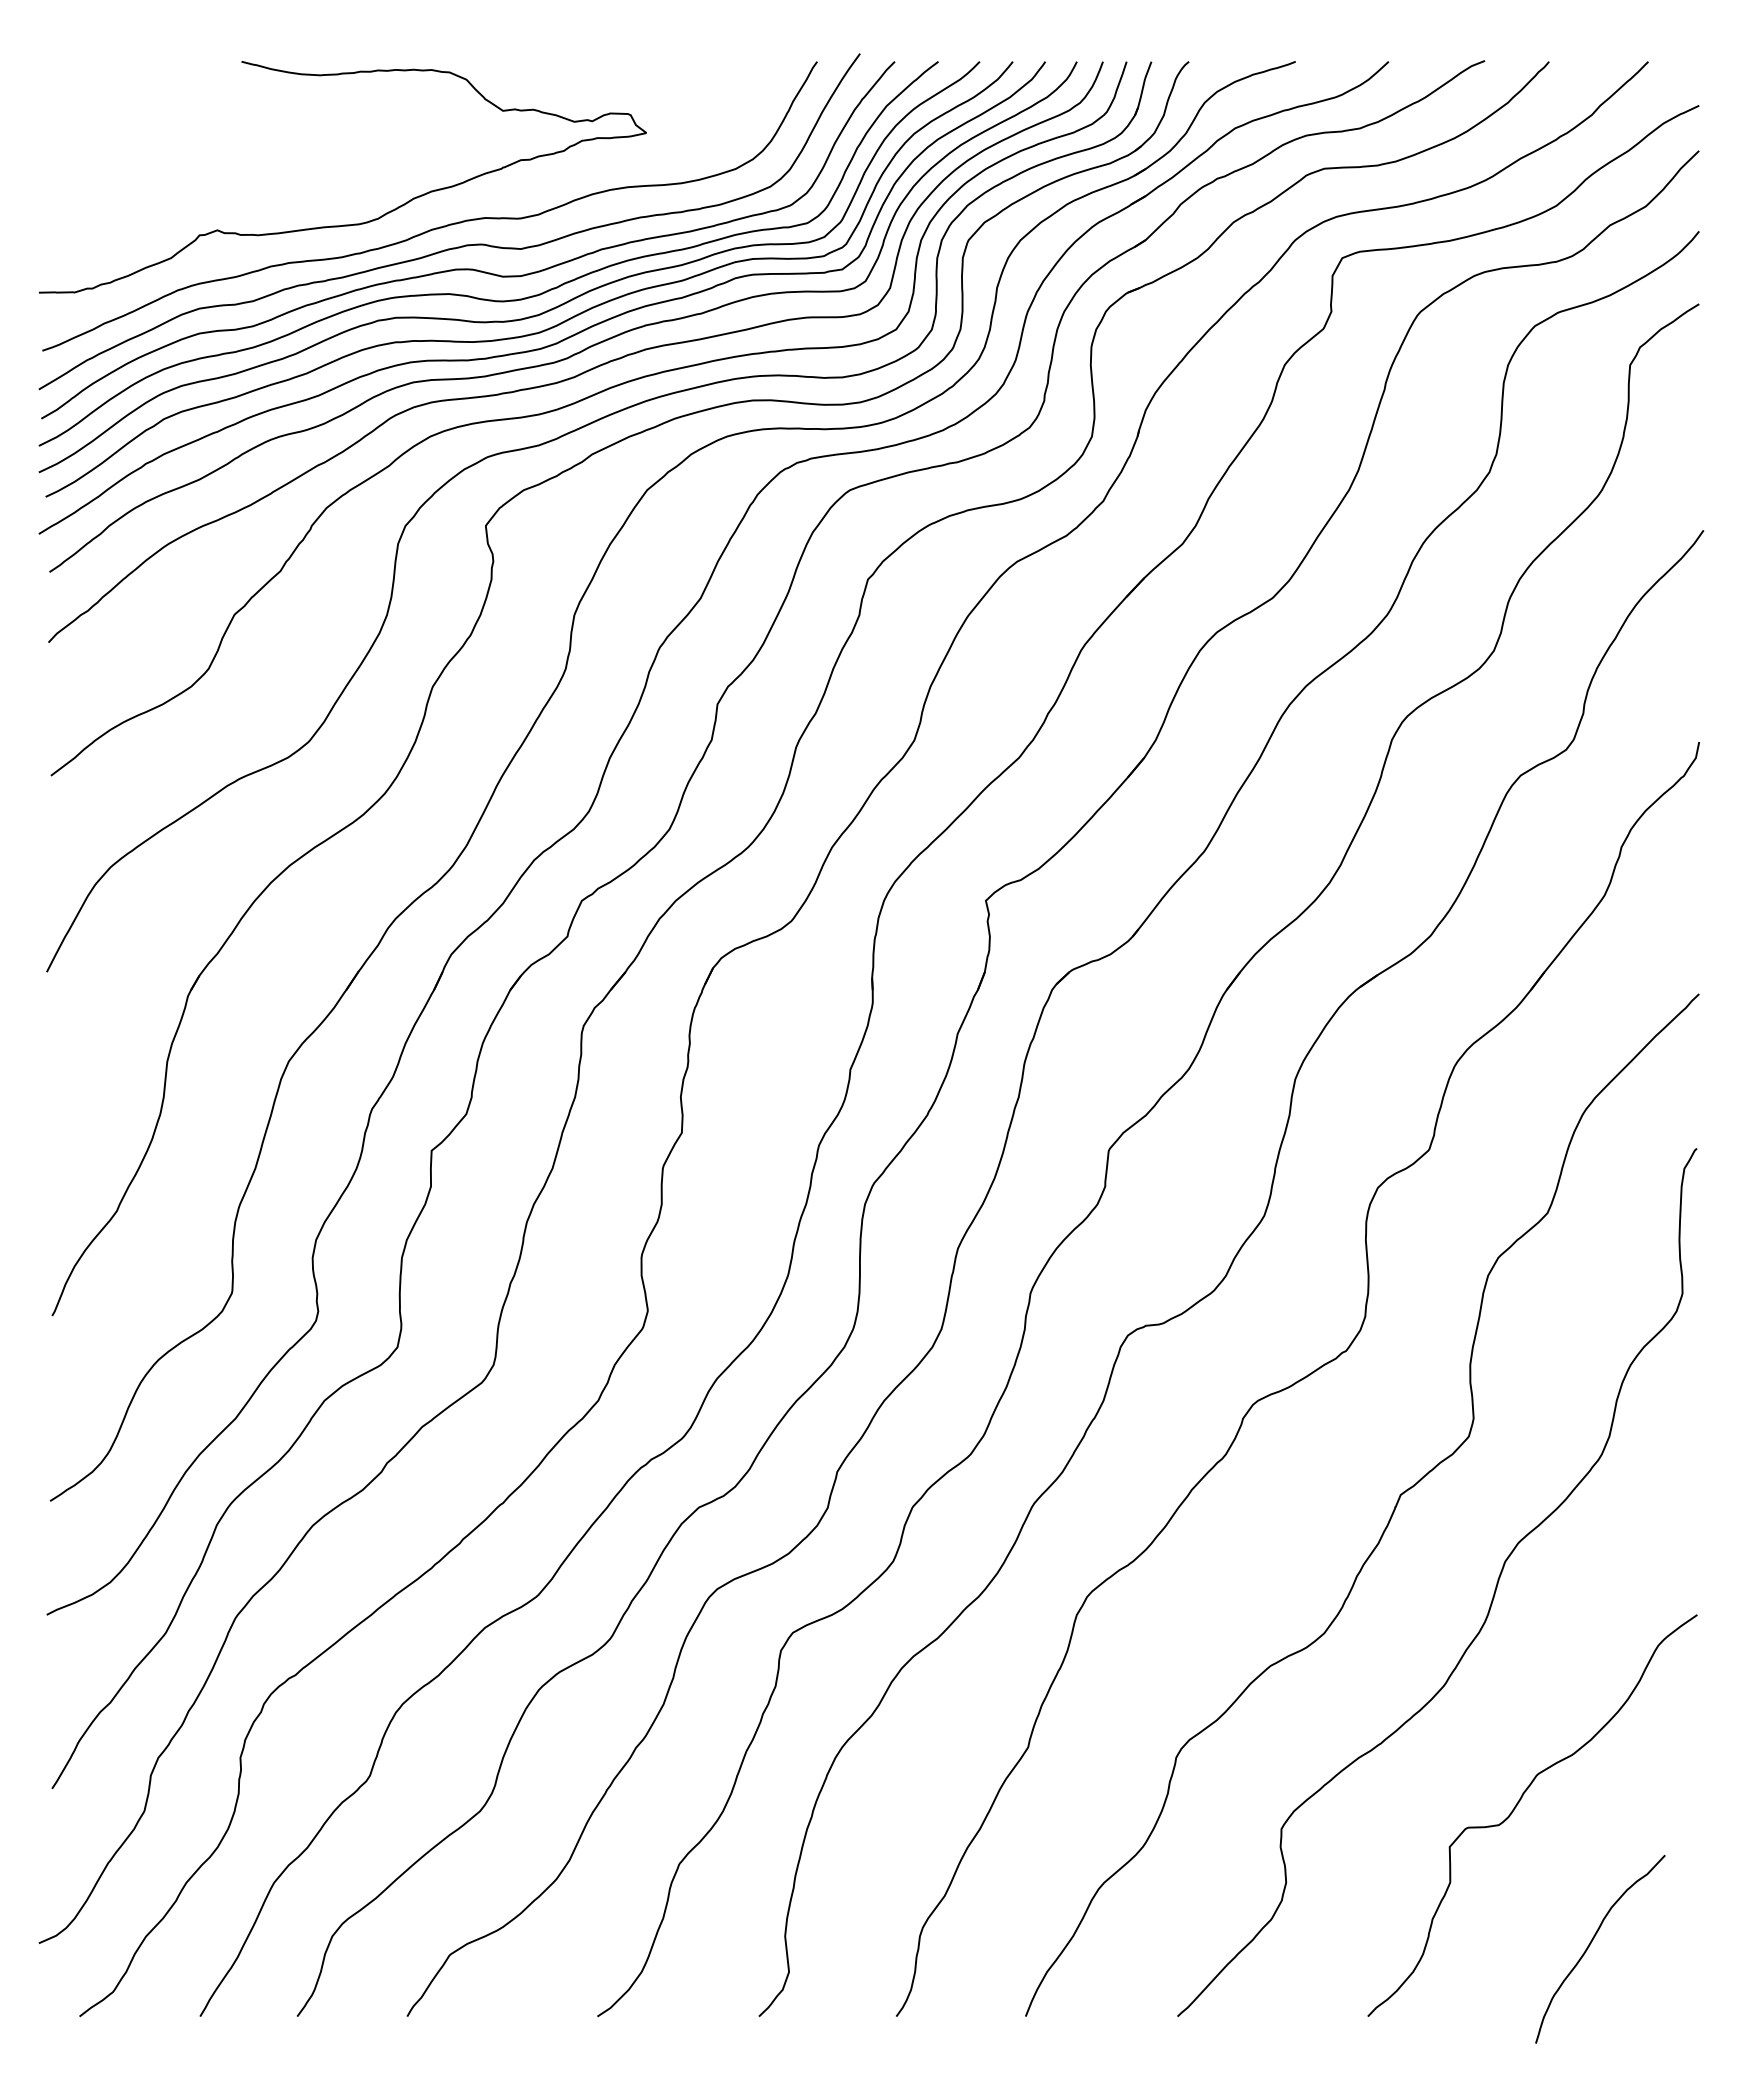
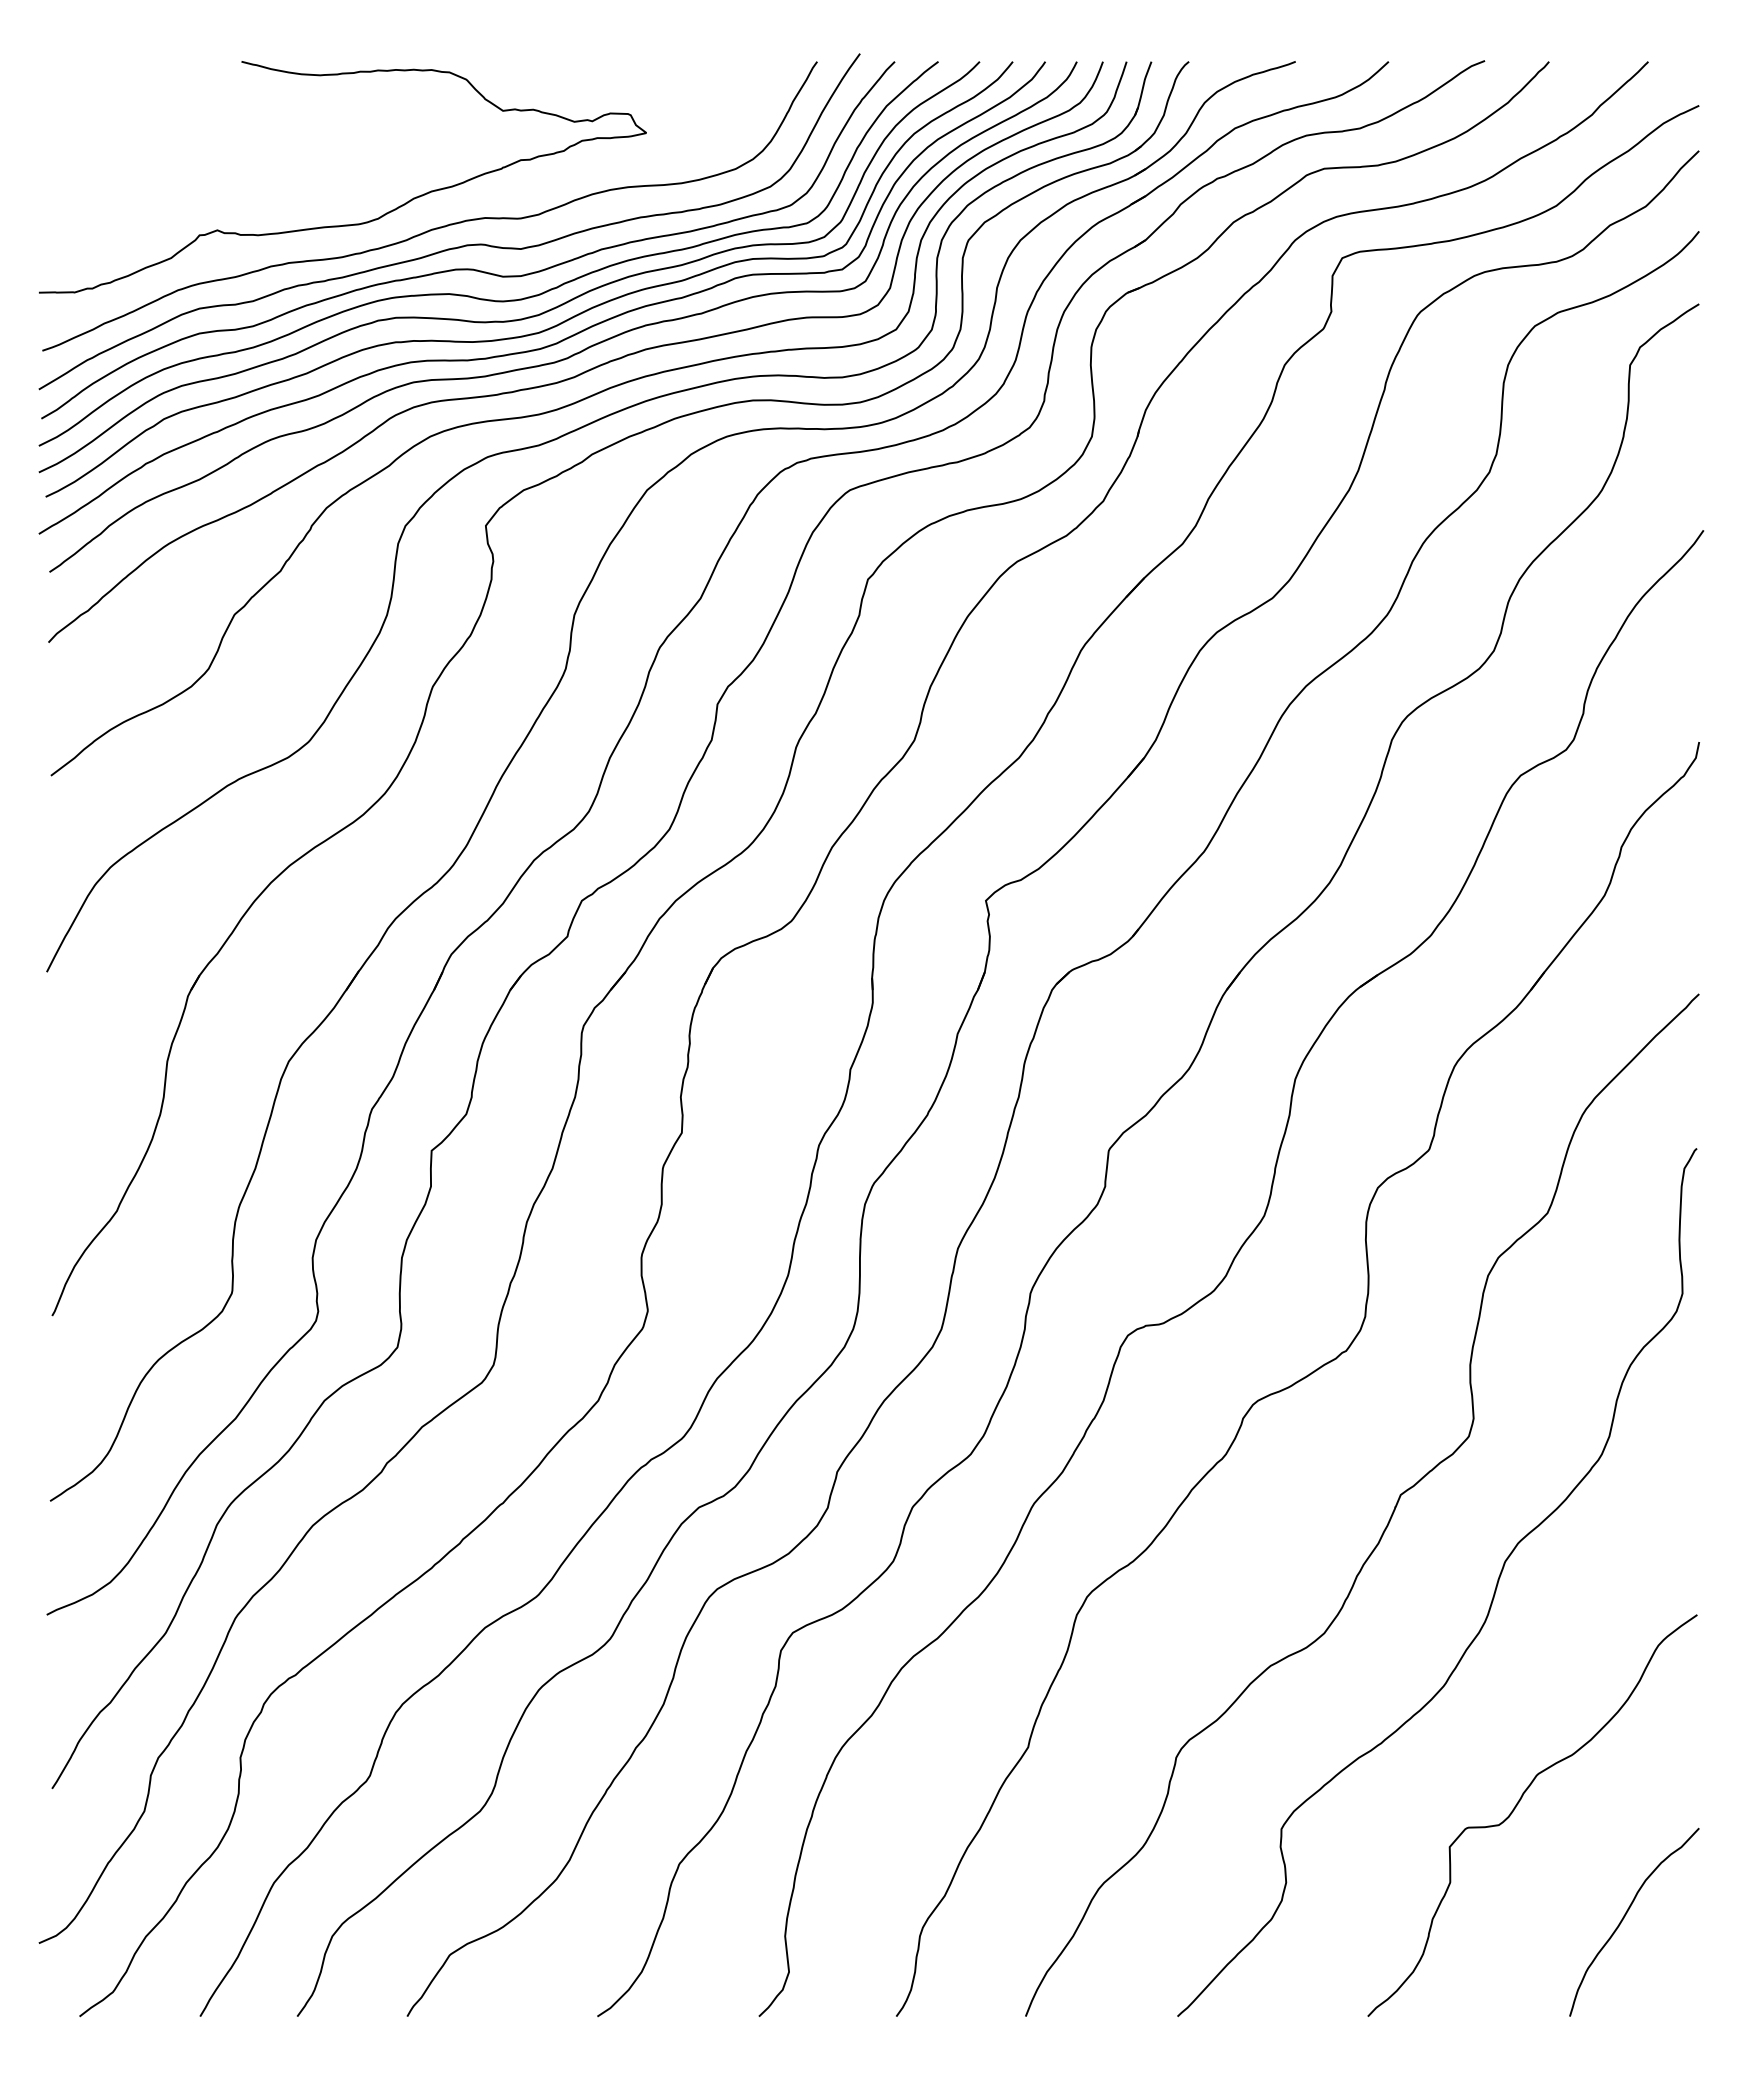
curve position: (1591, 1943) -> (1625, 1916) (1625, 1916)
